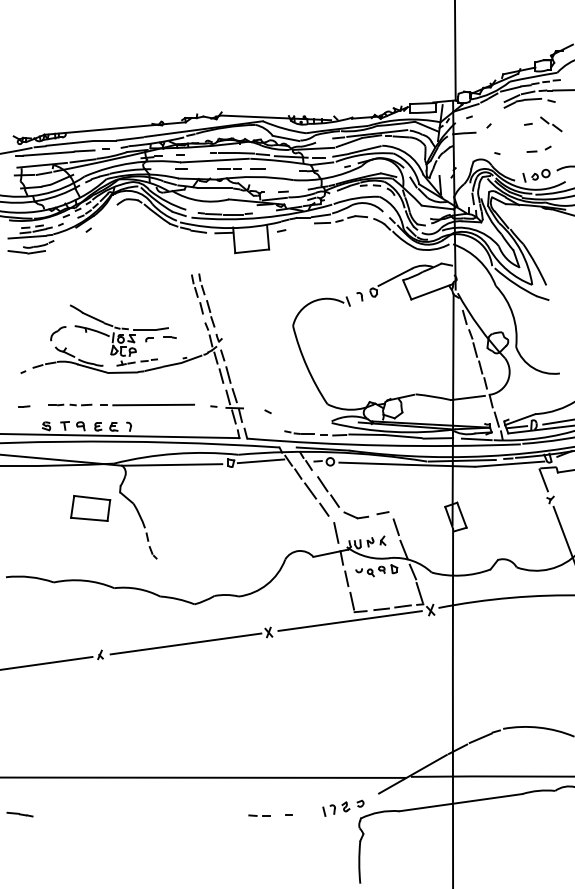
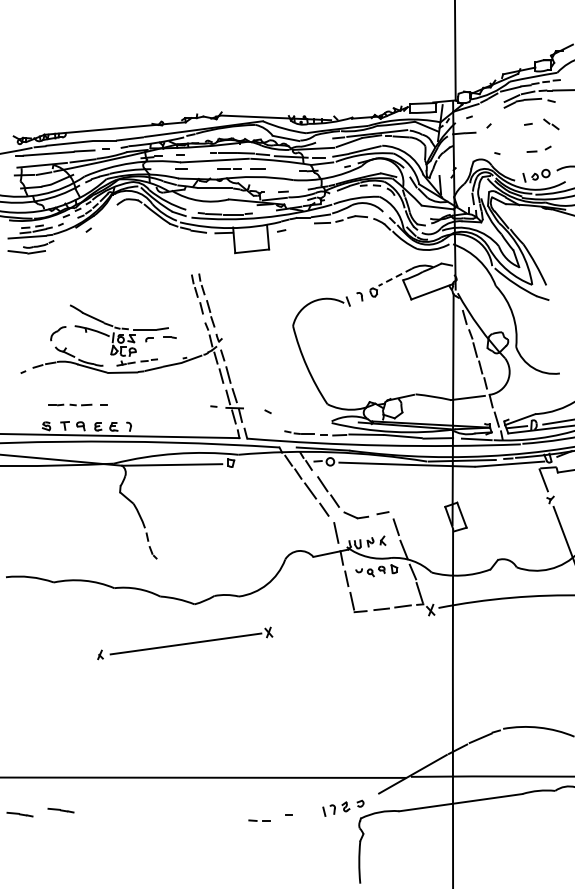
part size: 23x17 px -> 17x13 px (551, 124)
line: solid -> dashed (395, 277)
line: present -> none (153, 404)
part: present -> none (24, 406)
line: present -> none (260, 461)
part: present -> none (90, 508)
line: present -> none (349, 620)
line: present -> none (47, 663)
line: none -> present (60, 810)
line position: (257, 815) -> (257, 820) (257, 820)
